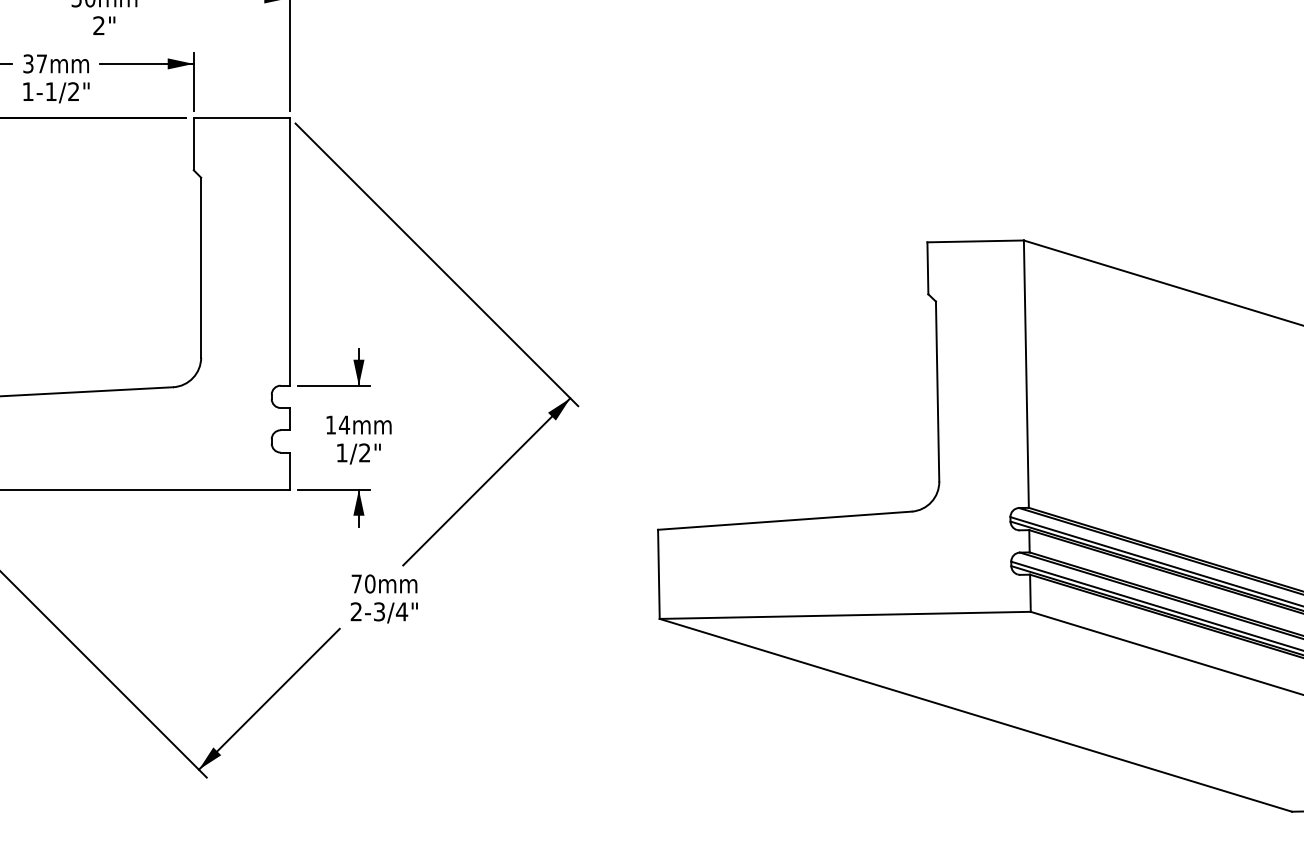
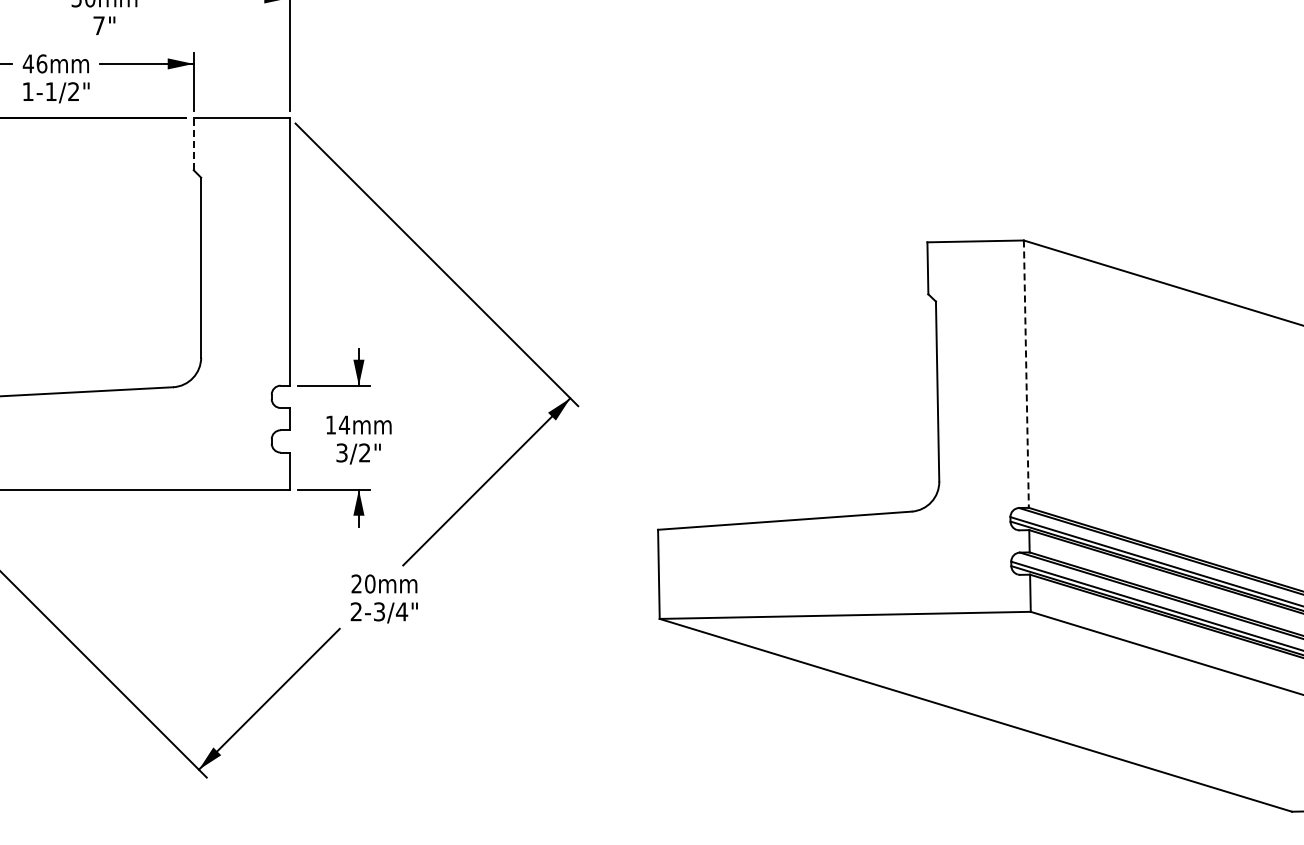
text: 2" -> 7" (98, 25)
text: 37 -> 46 (34, 63)
line: solid -> dashed (193, 143)
line: solid -> dashed (1026, 374)
text: 1/2" -> 3/2" (341, 452)
text: 70 -> 20 (356, 583)
